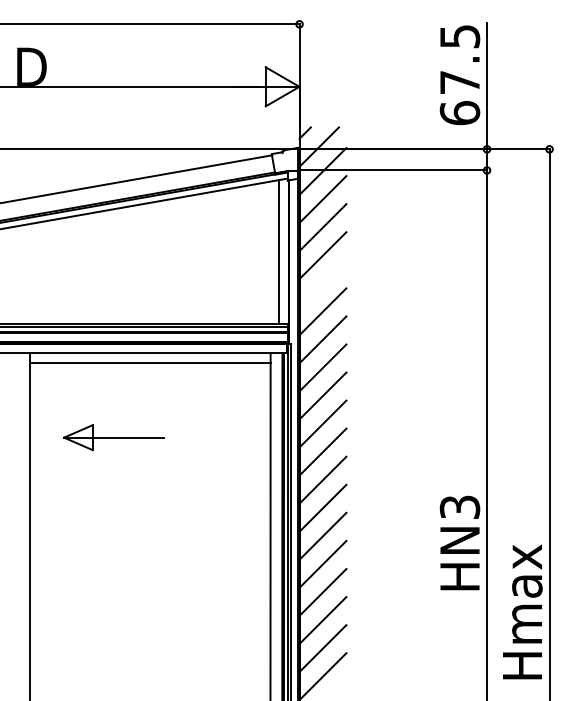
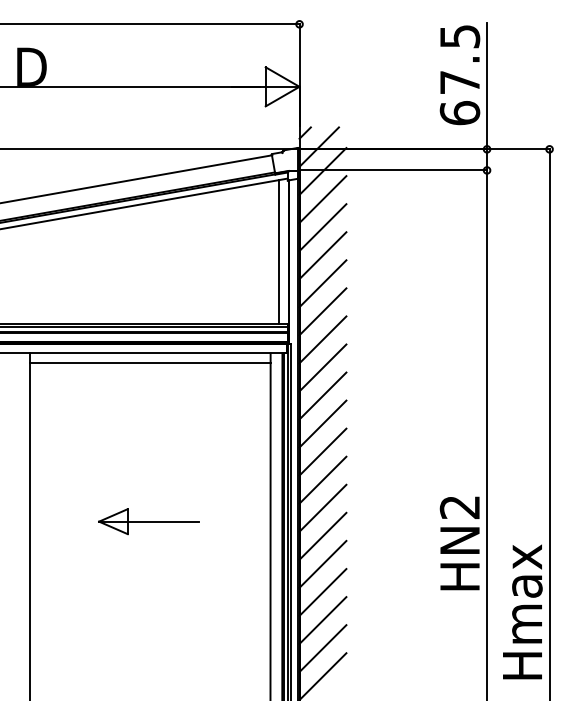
line: none -> present (322, 283)
part position: (113, 437) -> (148, 521) (148, 521)
text: HN3 -> HN2 (460, 507)
